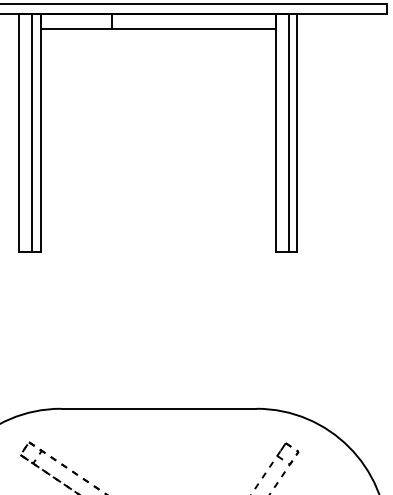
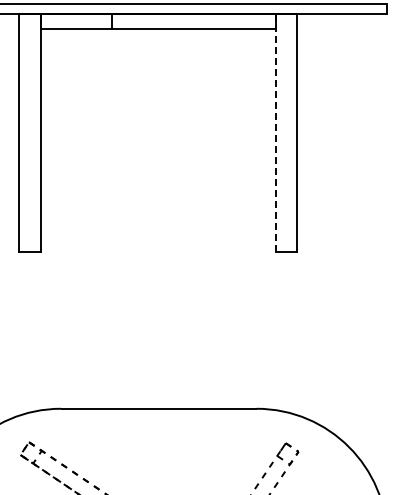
line: solid -> dashed (275, 132)
line: present -> none (31, 133)
line: present -> none (288, 133)
